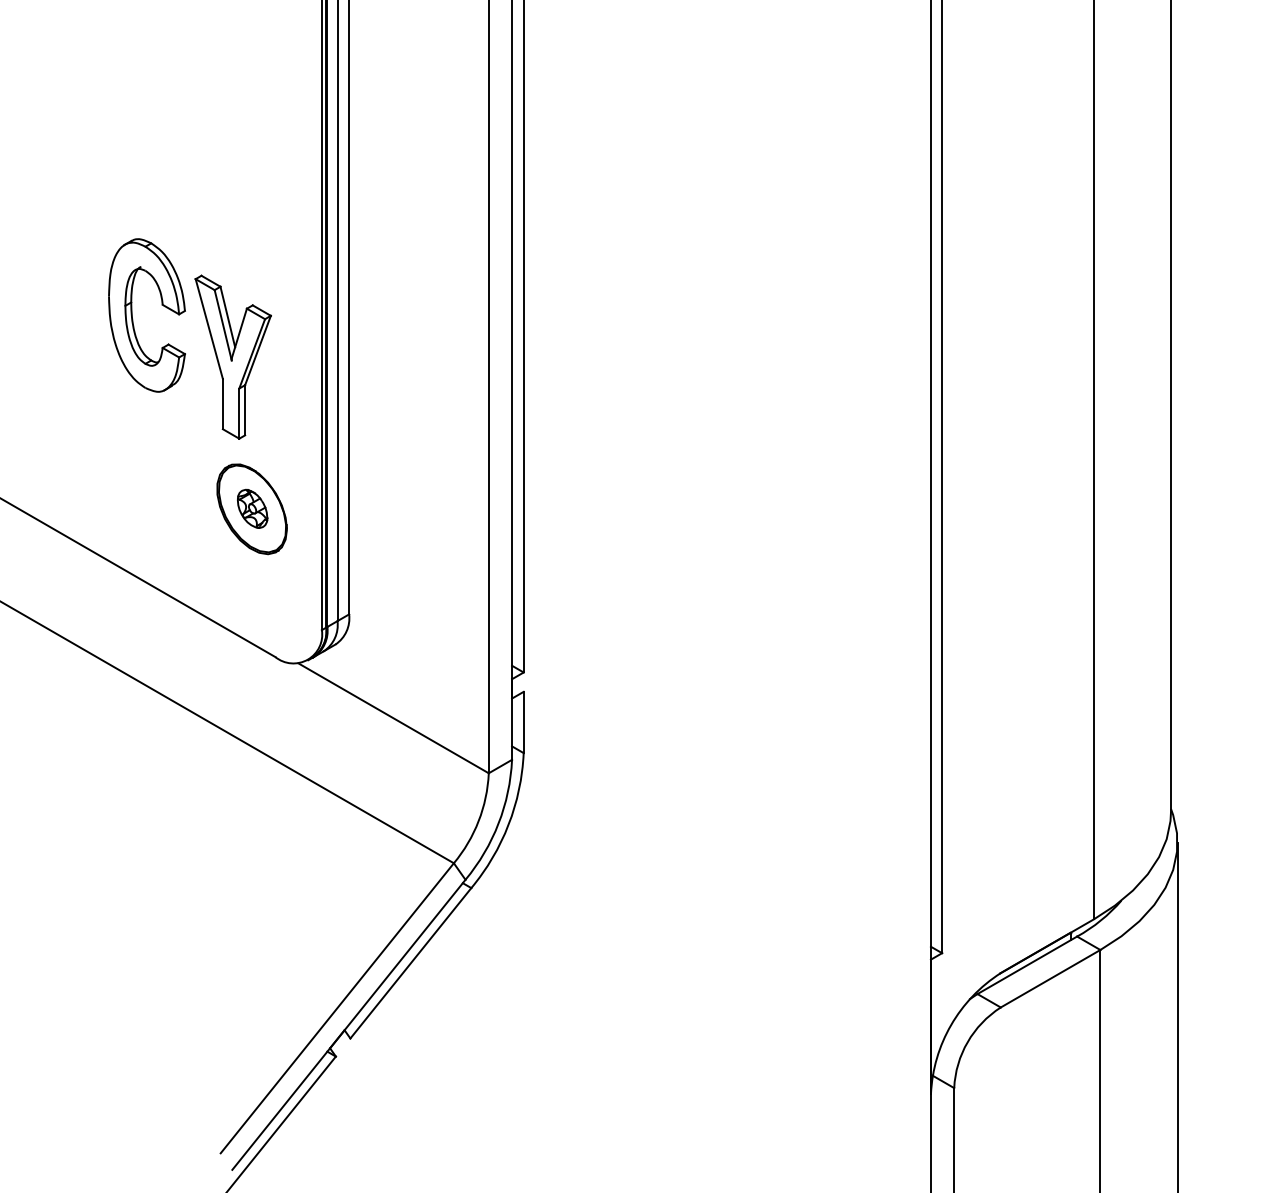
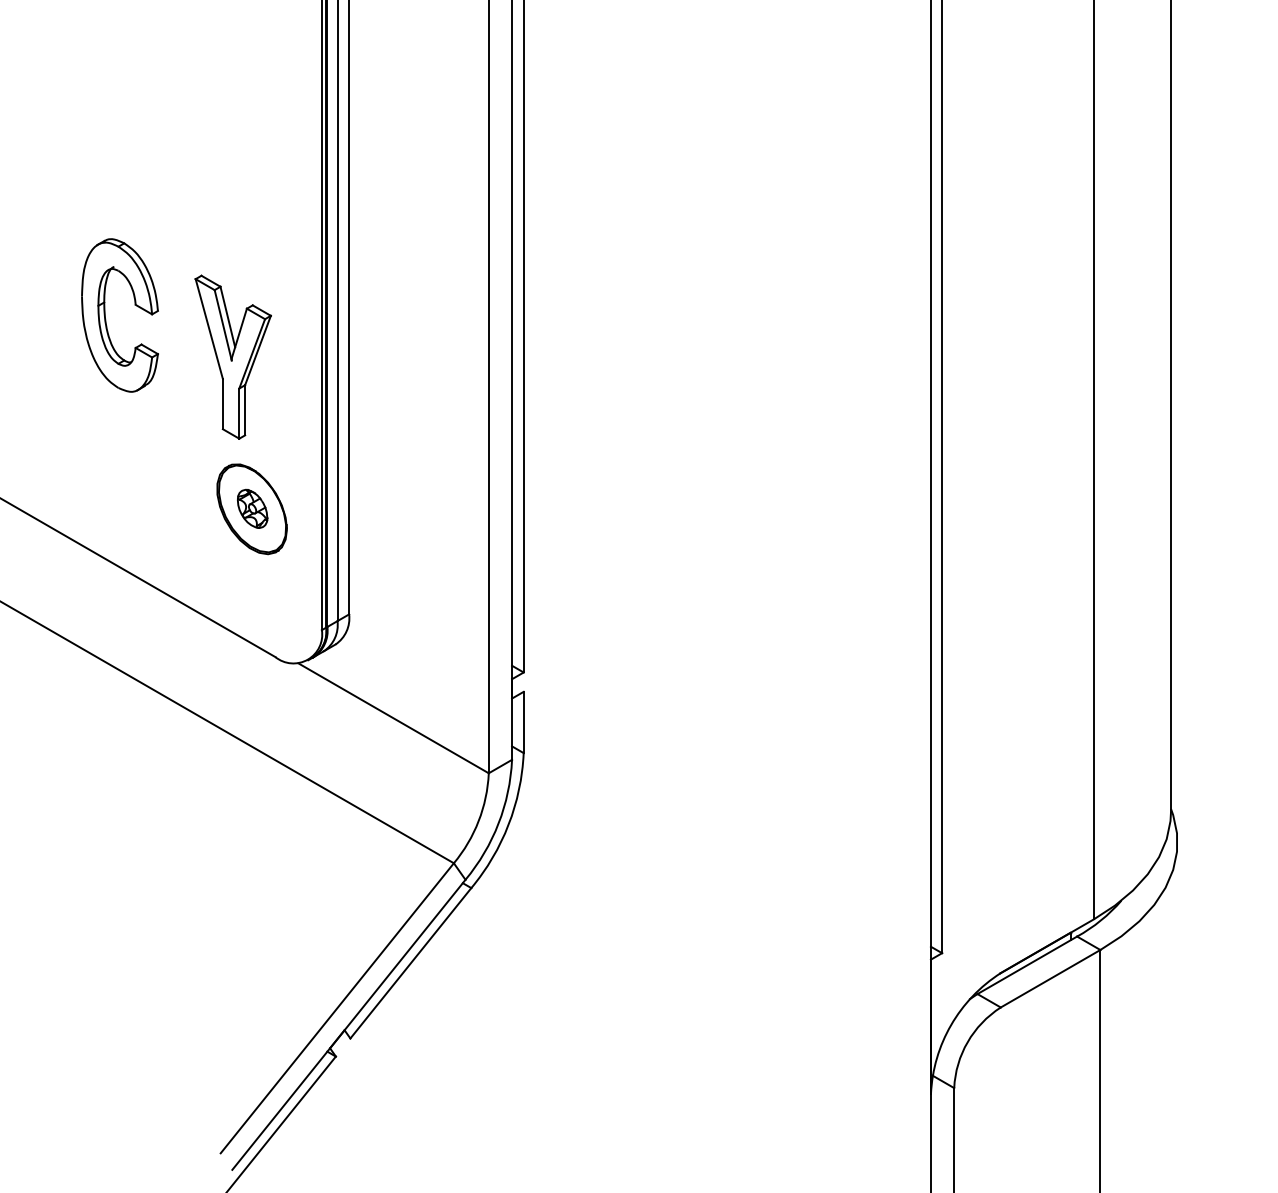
part position: (133, 319) -> (106, 319) (106, 319)
line: present -> none (1177, 1015)
